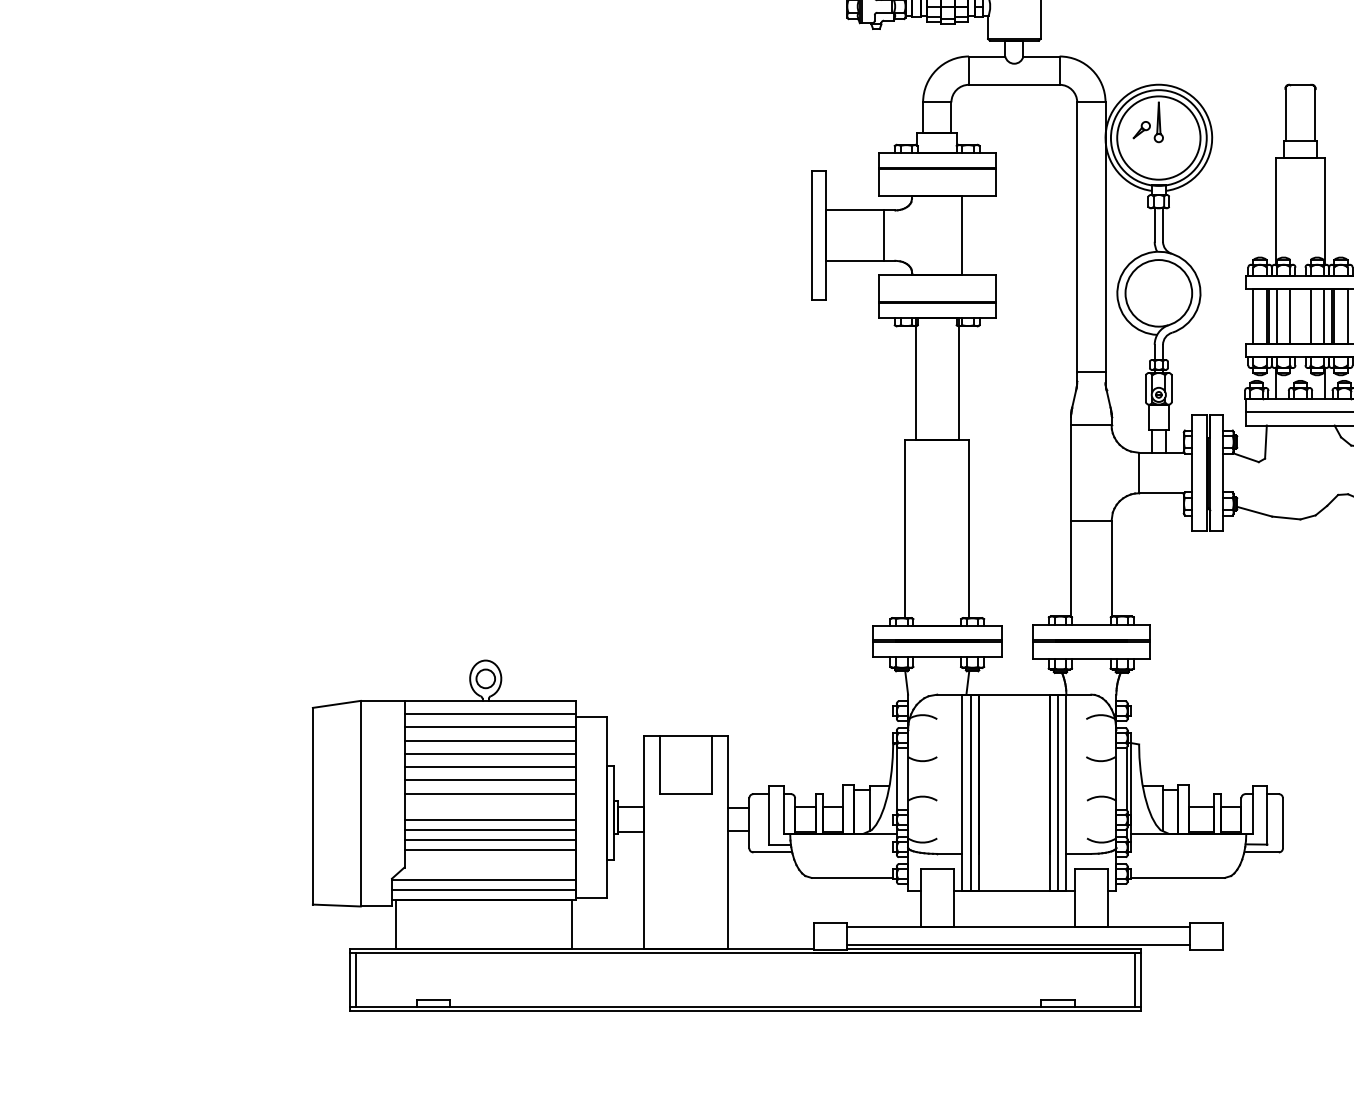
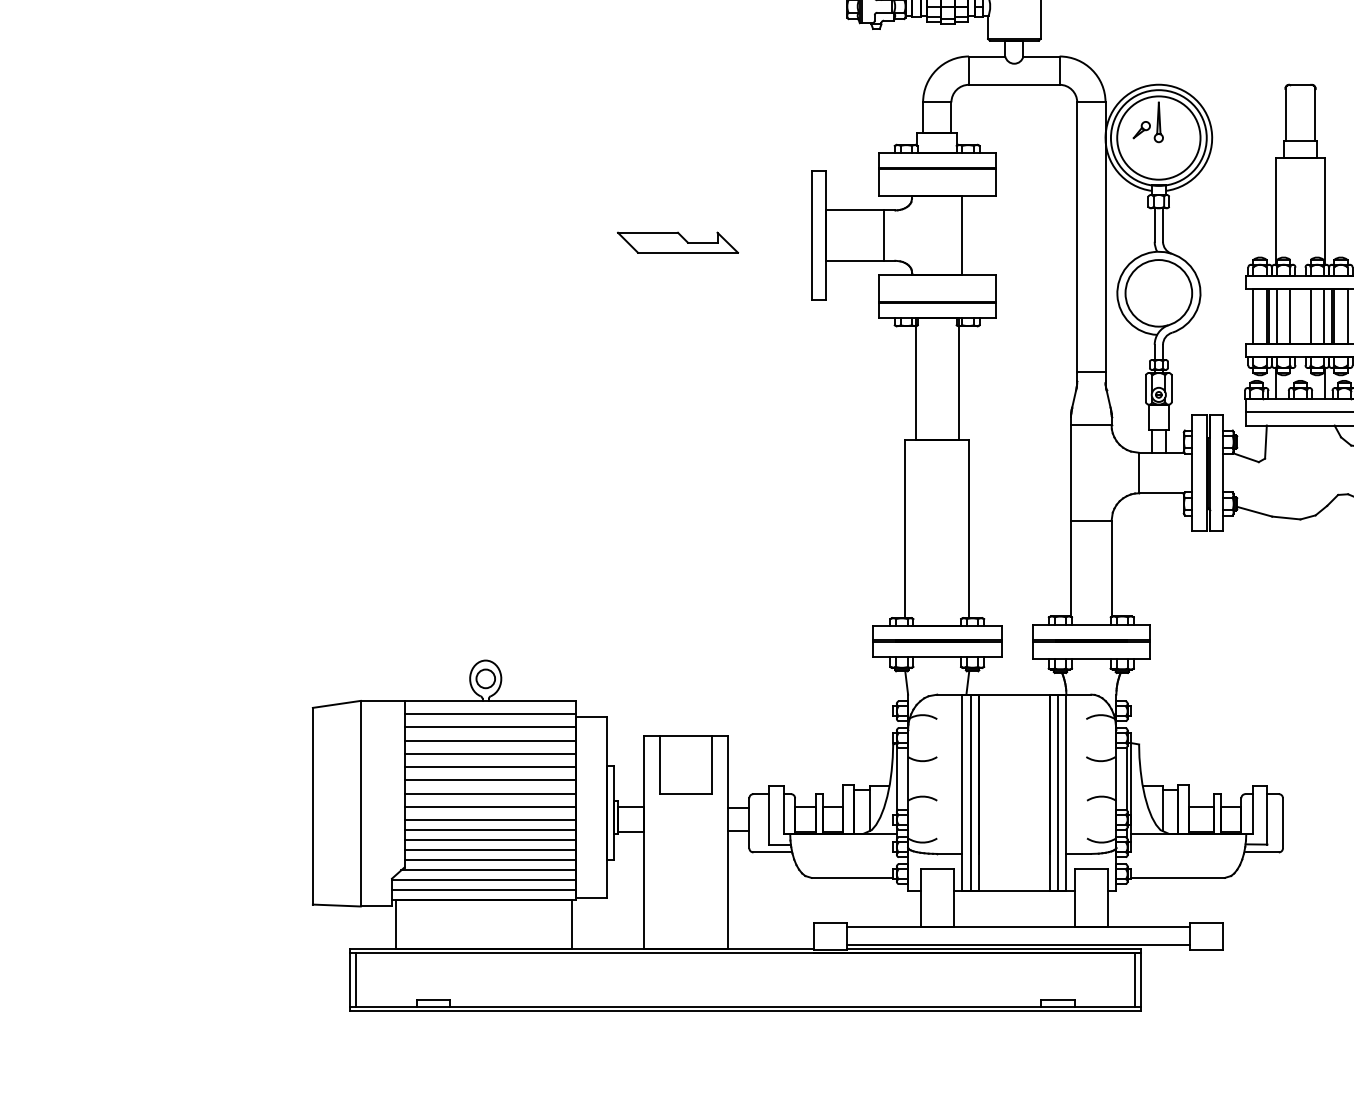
part: none -> present (678, 242)
line: none -> present (489, 806)
line: none -> present (489, 860)
line: none -> present (488, 870)
